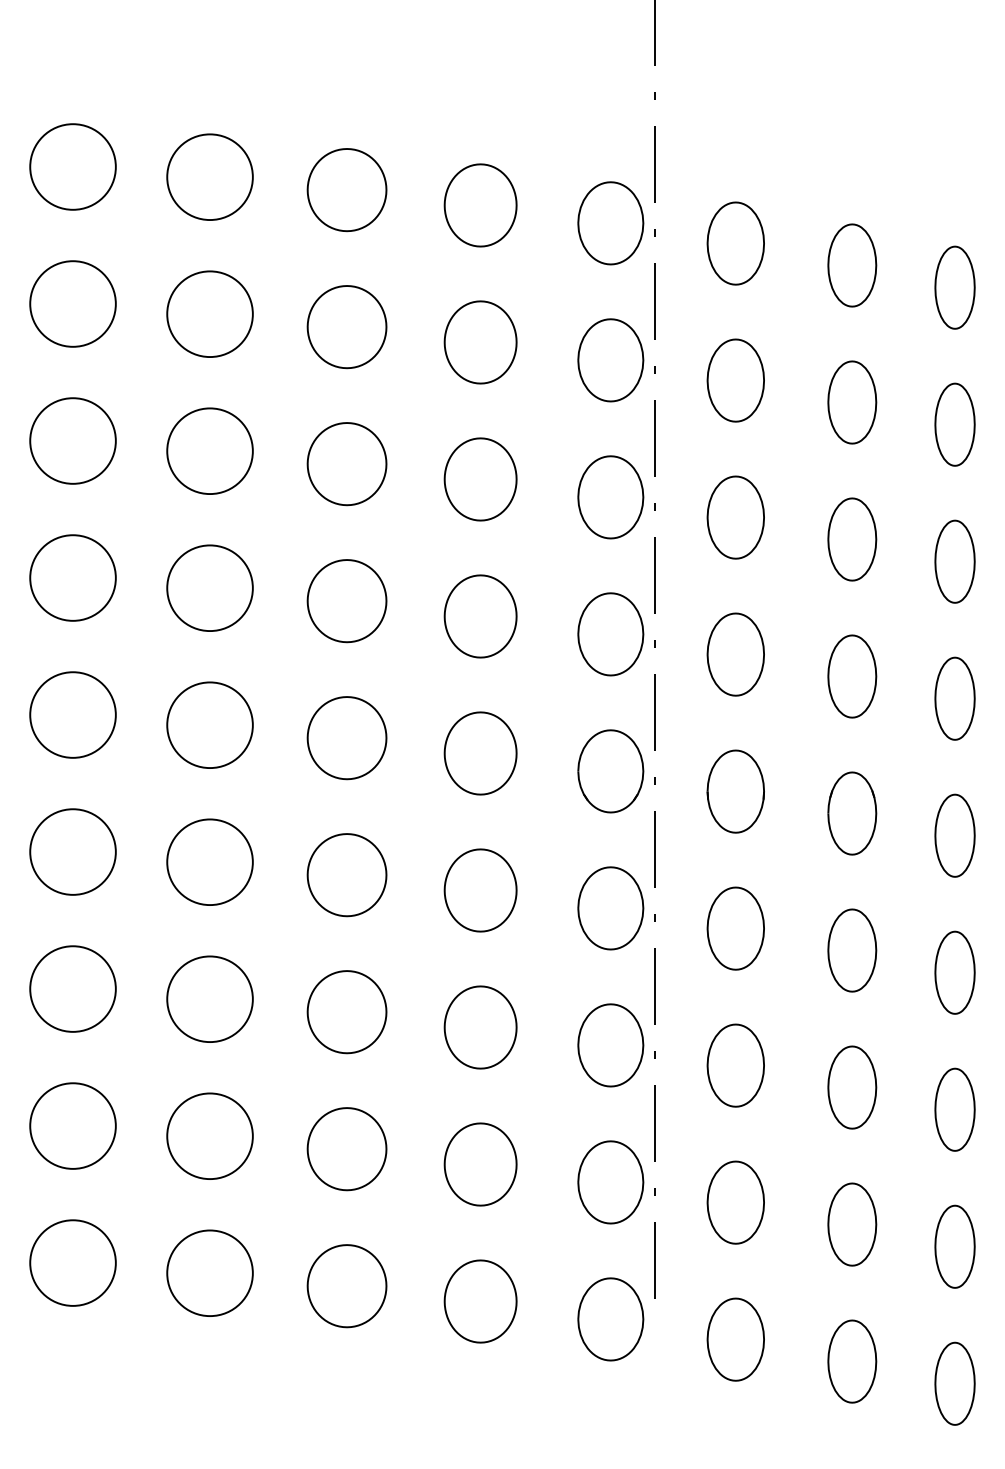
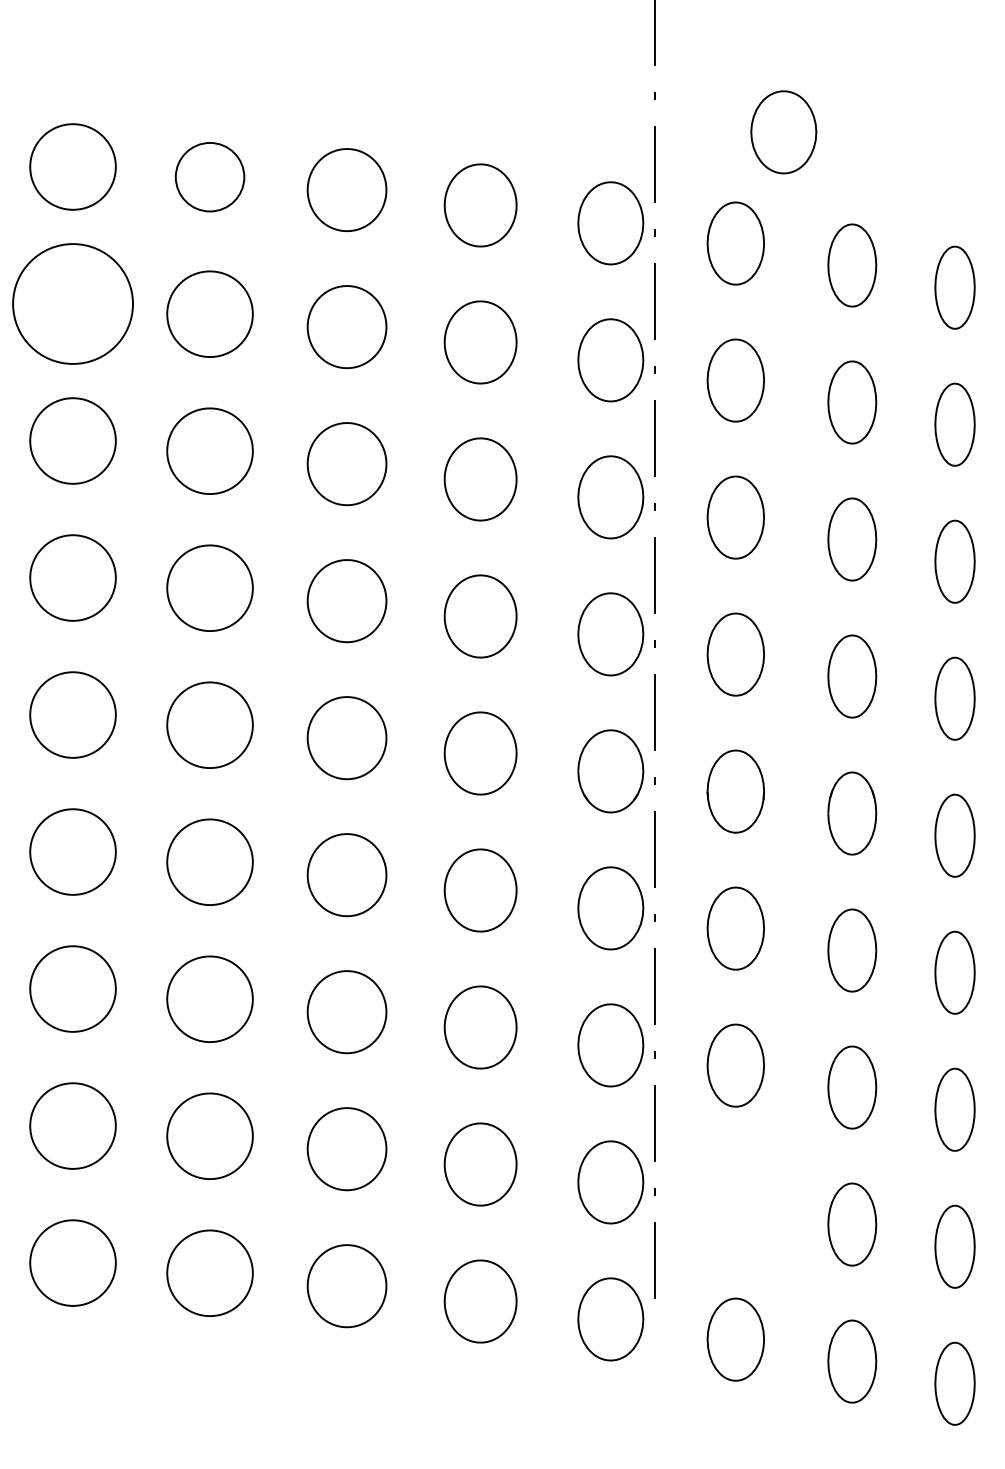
part: none -> present (783, 132)
circle diameter: 86 px -> 69 px (209, 176)
circle diameter: 86 px -> 120 px (72, 303)
part: present -> none (735, 1202)
